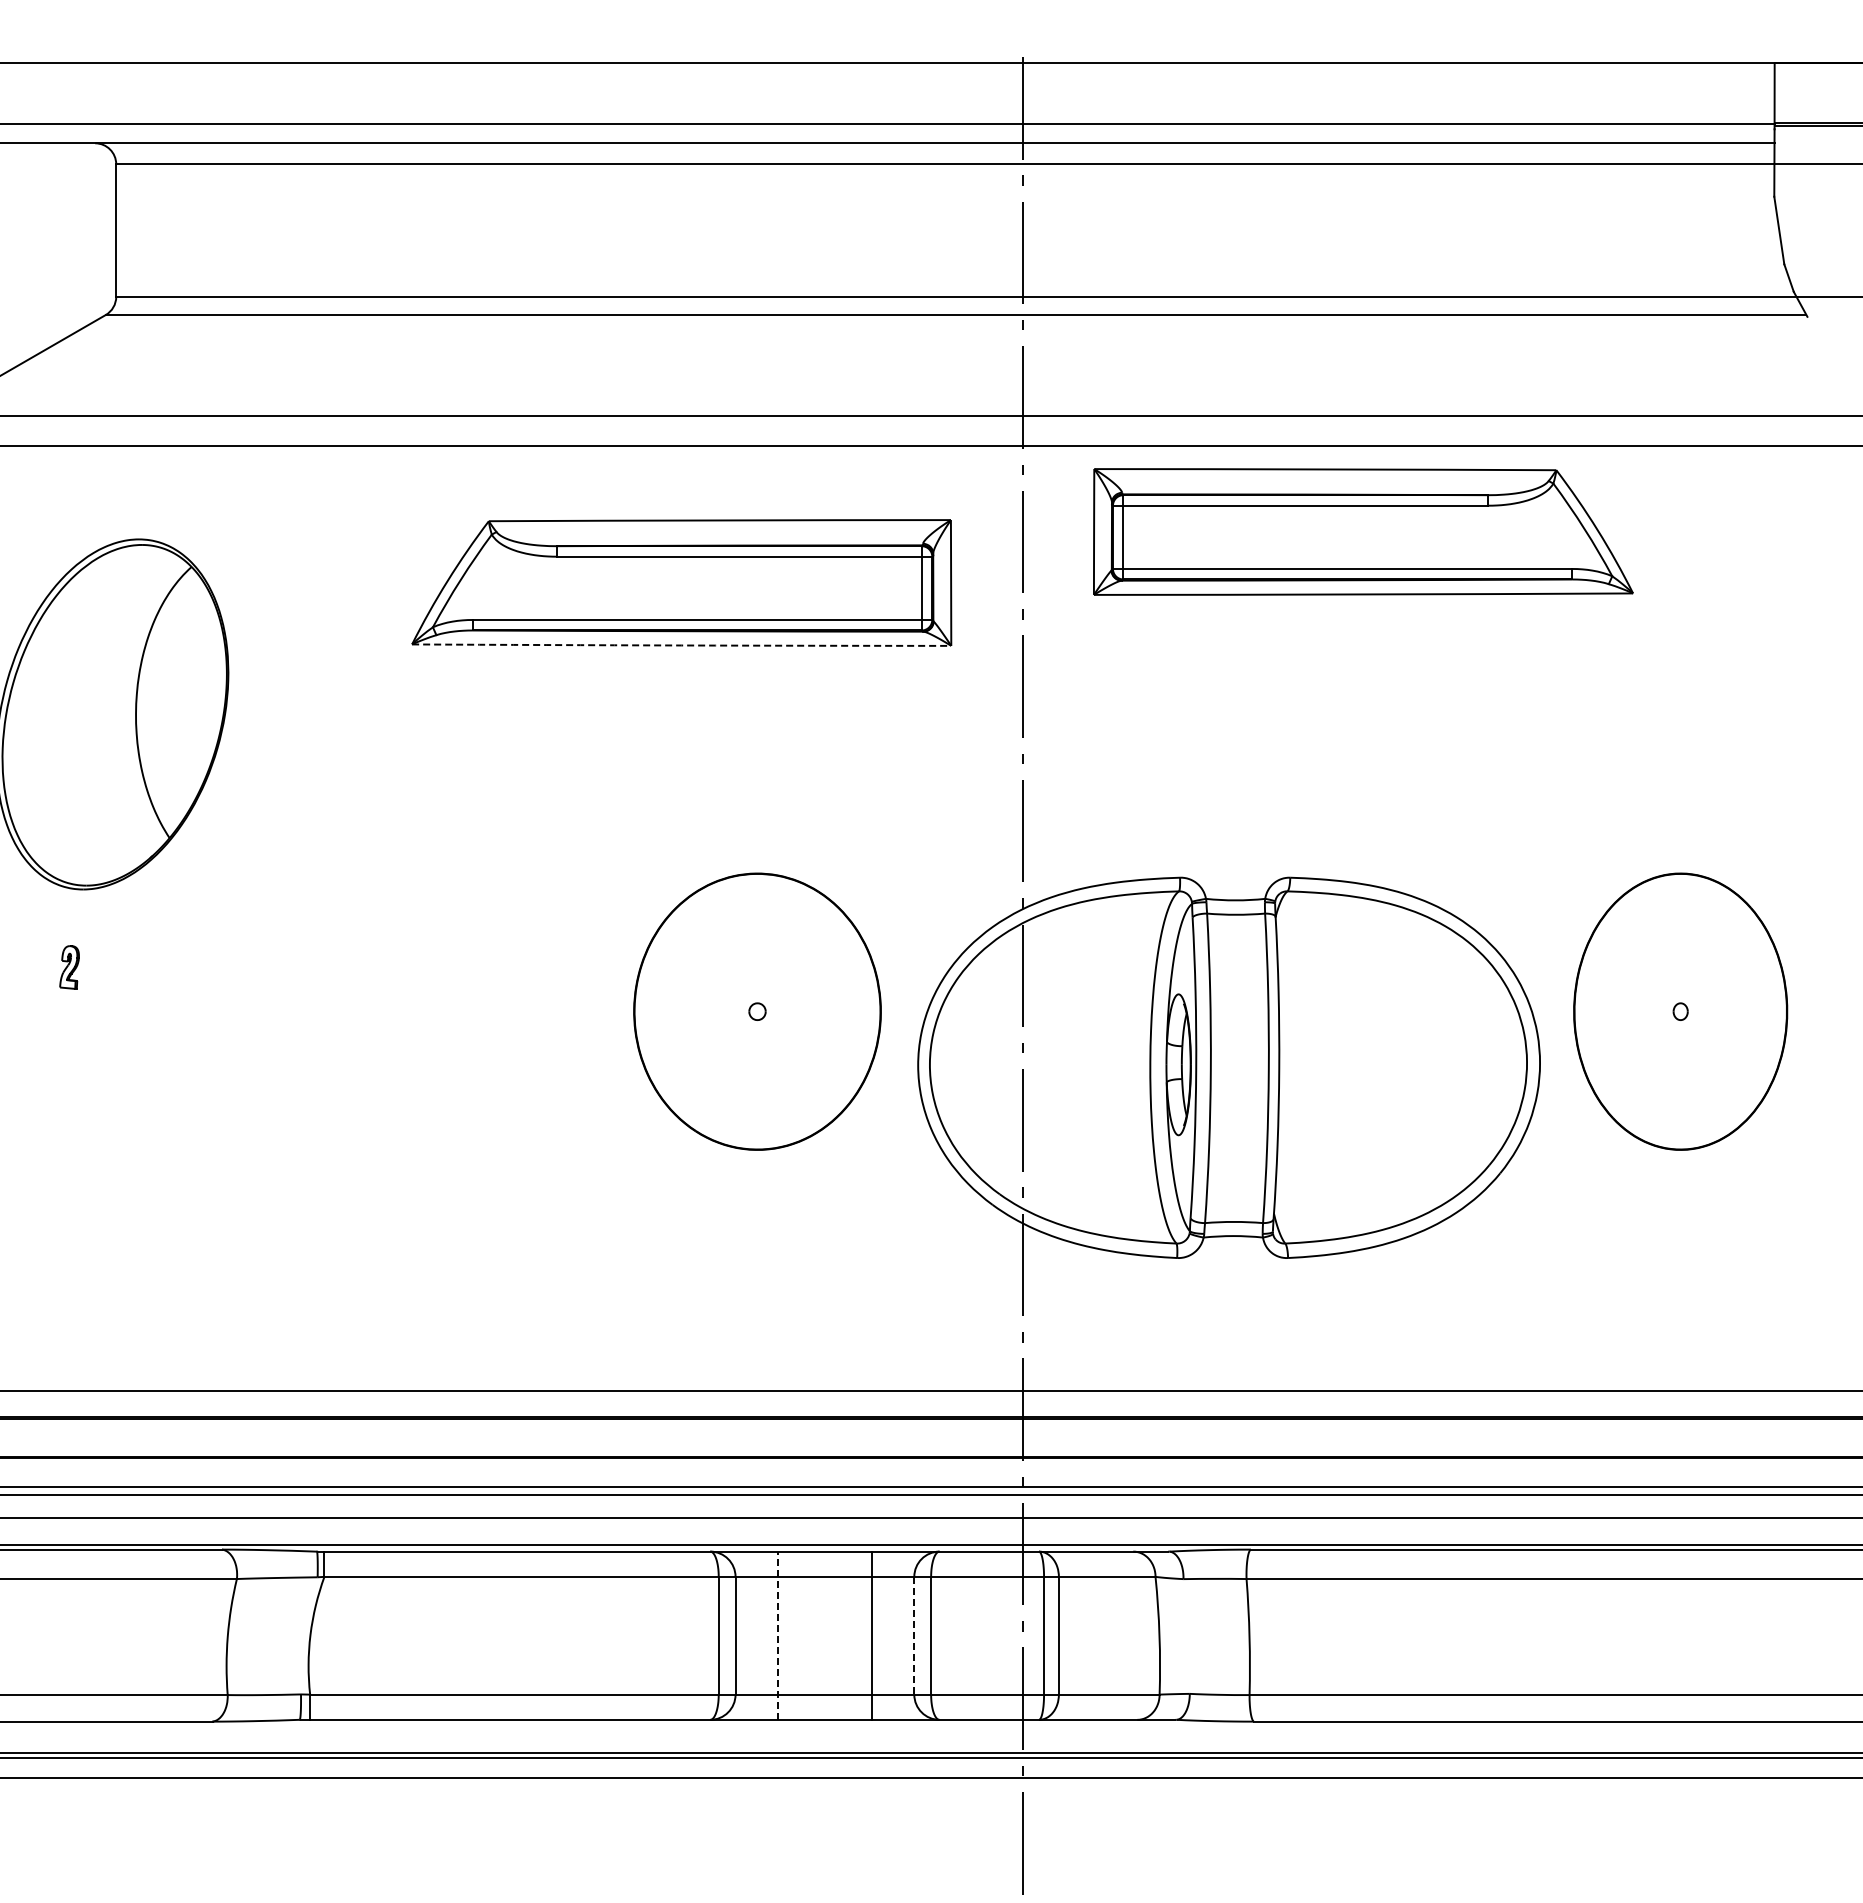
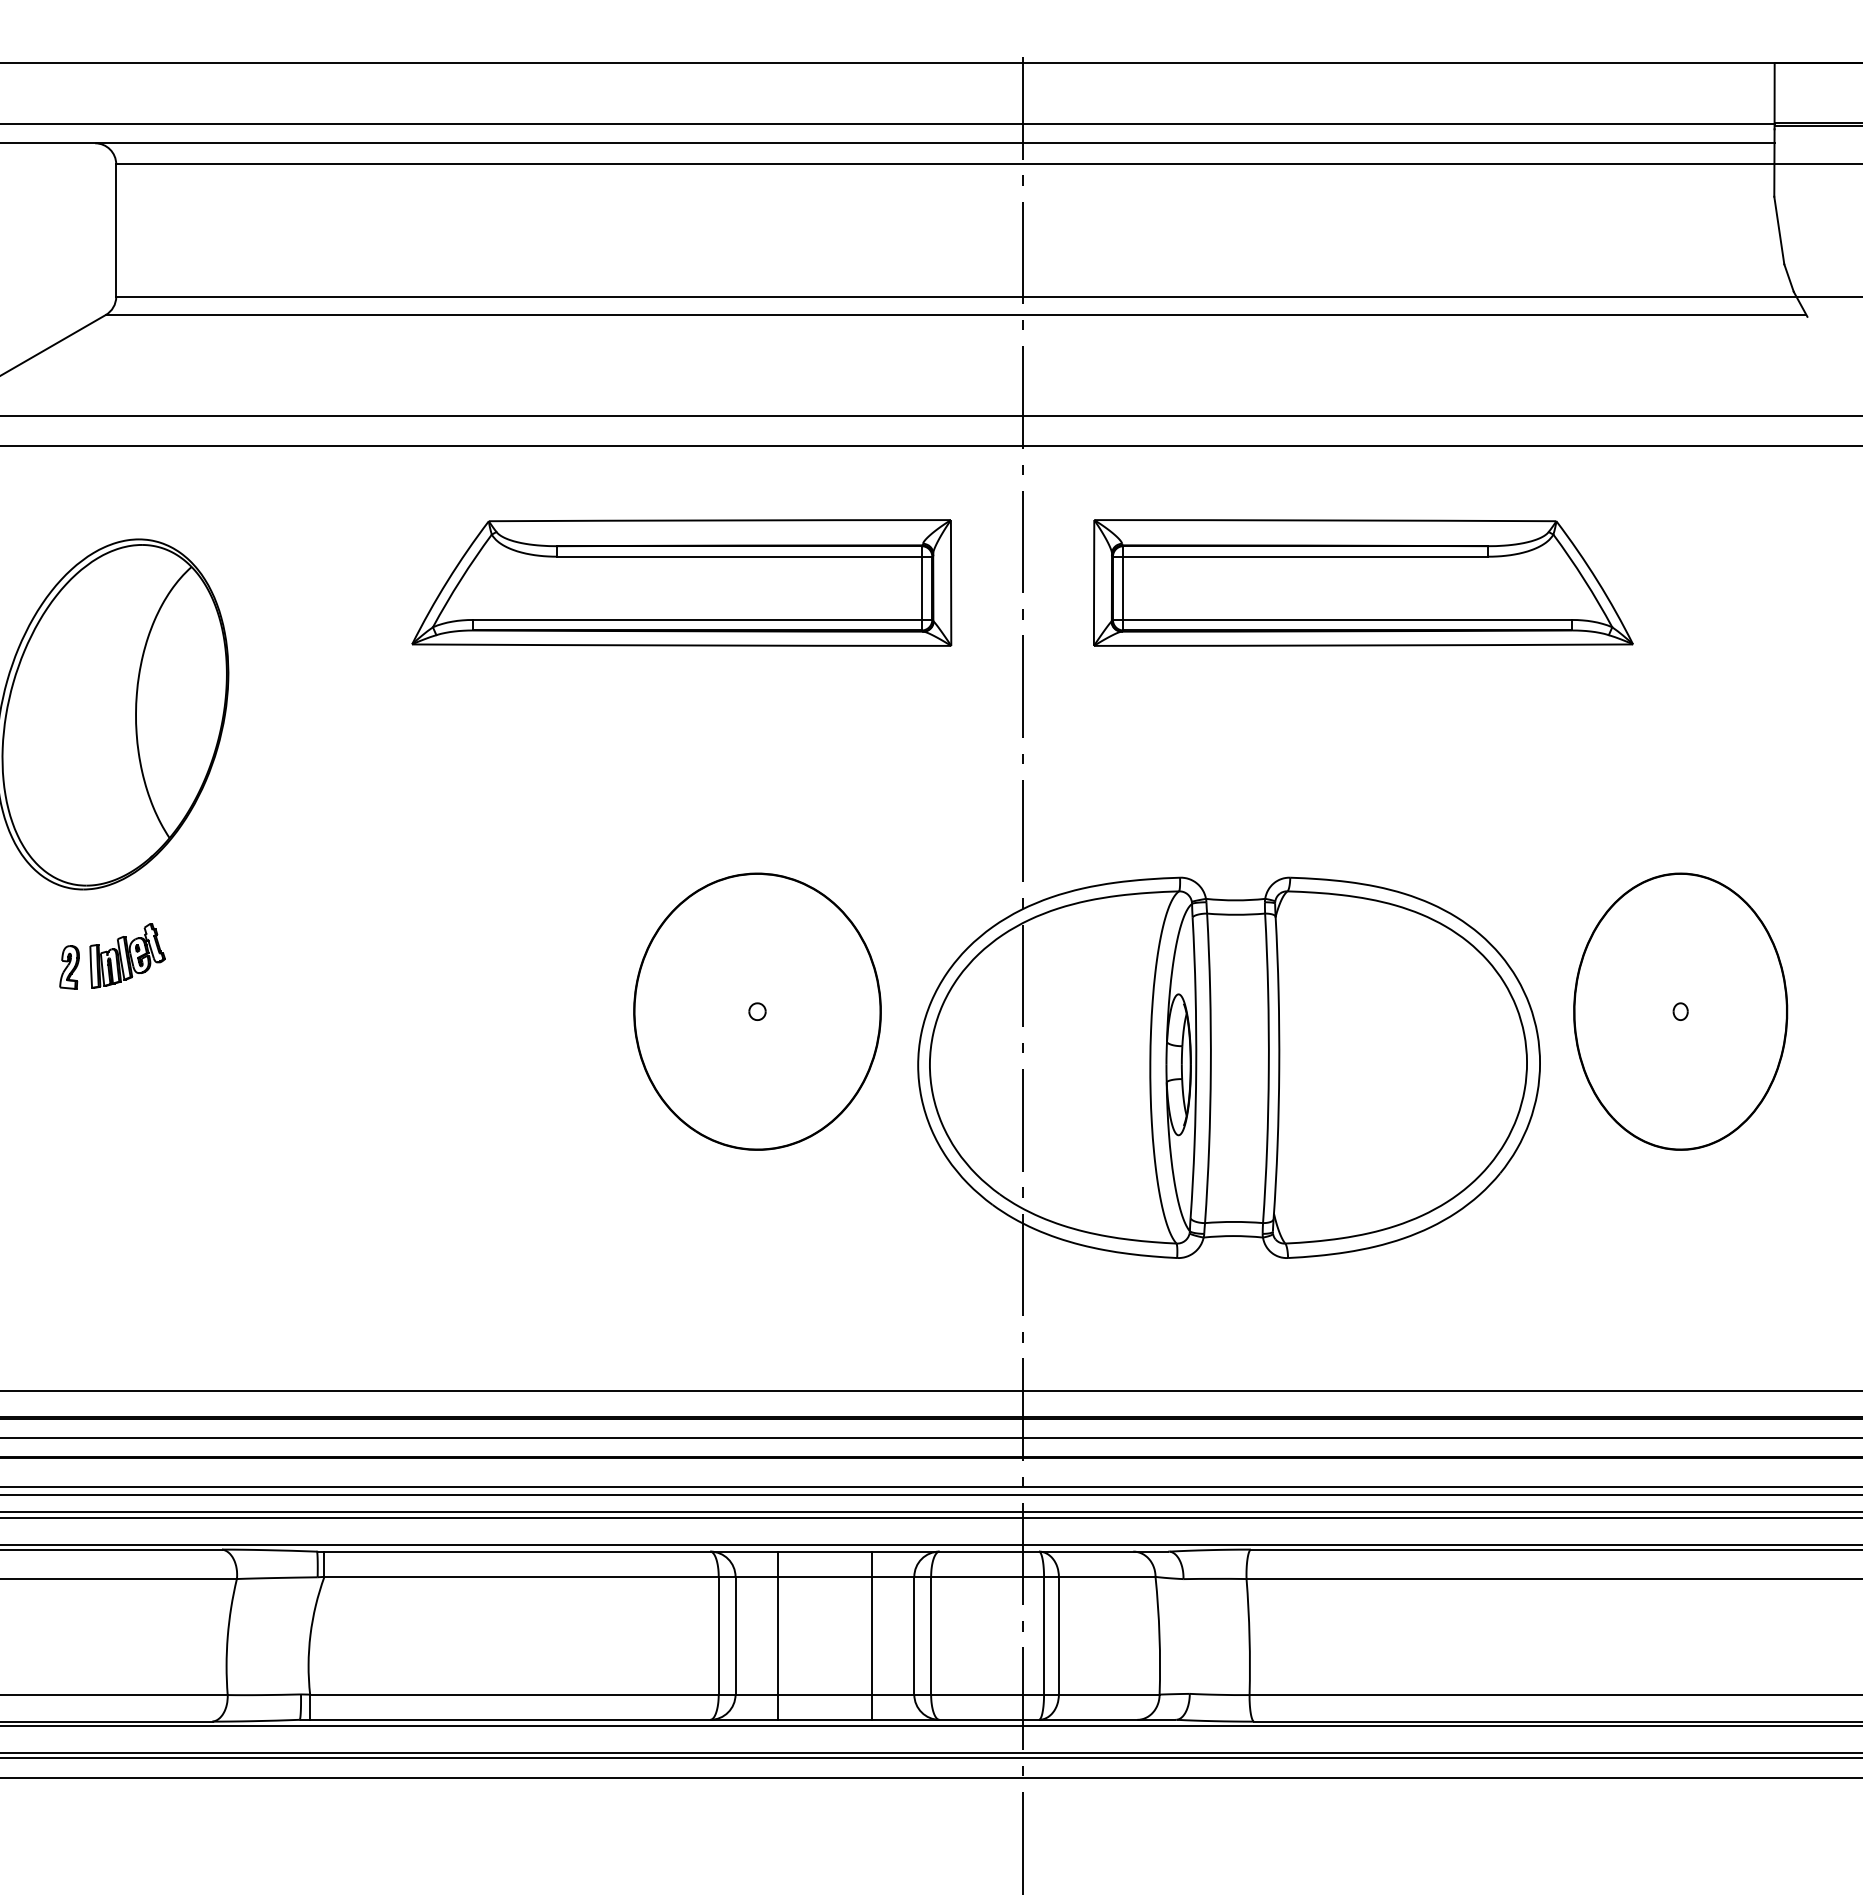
part position: (1363, 531) -> (1363, 582) (1363, 582)
arc: dashed -> solid (681, 645)
part: none -> present (127, 955)
line: none -> present (930, 1438)
line: none -> present (930, 1511)
line: dashed -> solid (777, 1635)
line: dashed -> solid (914, 1635)
line: none -> present (930, 1725)
